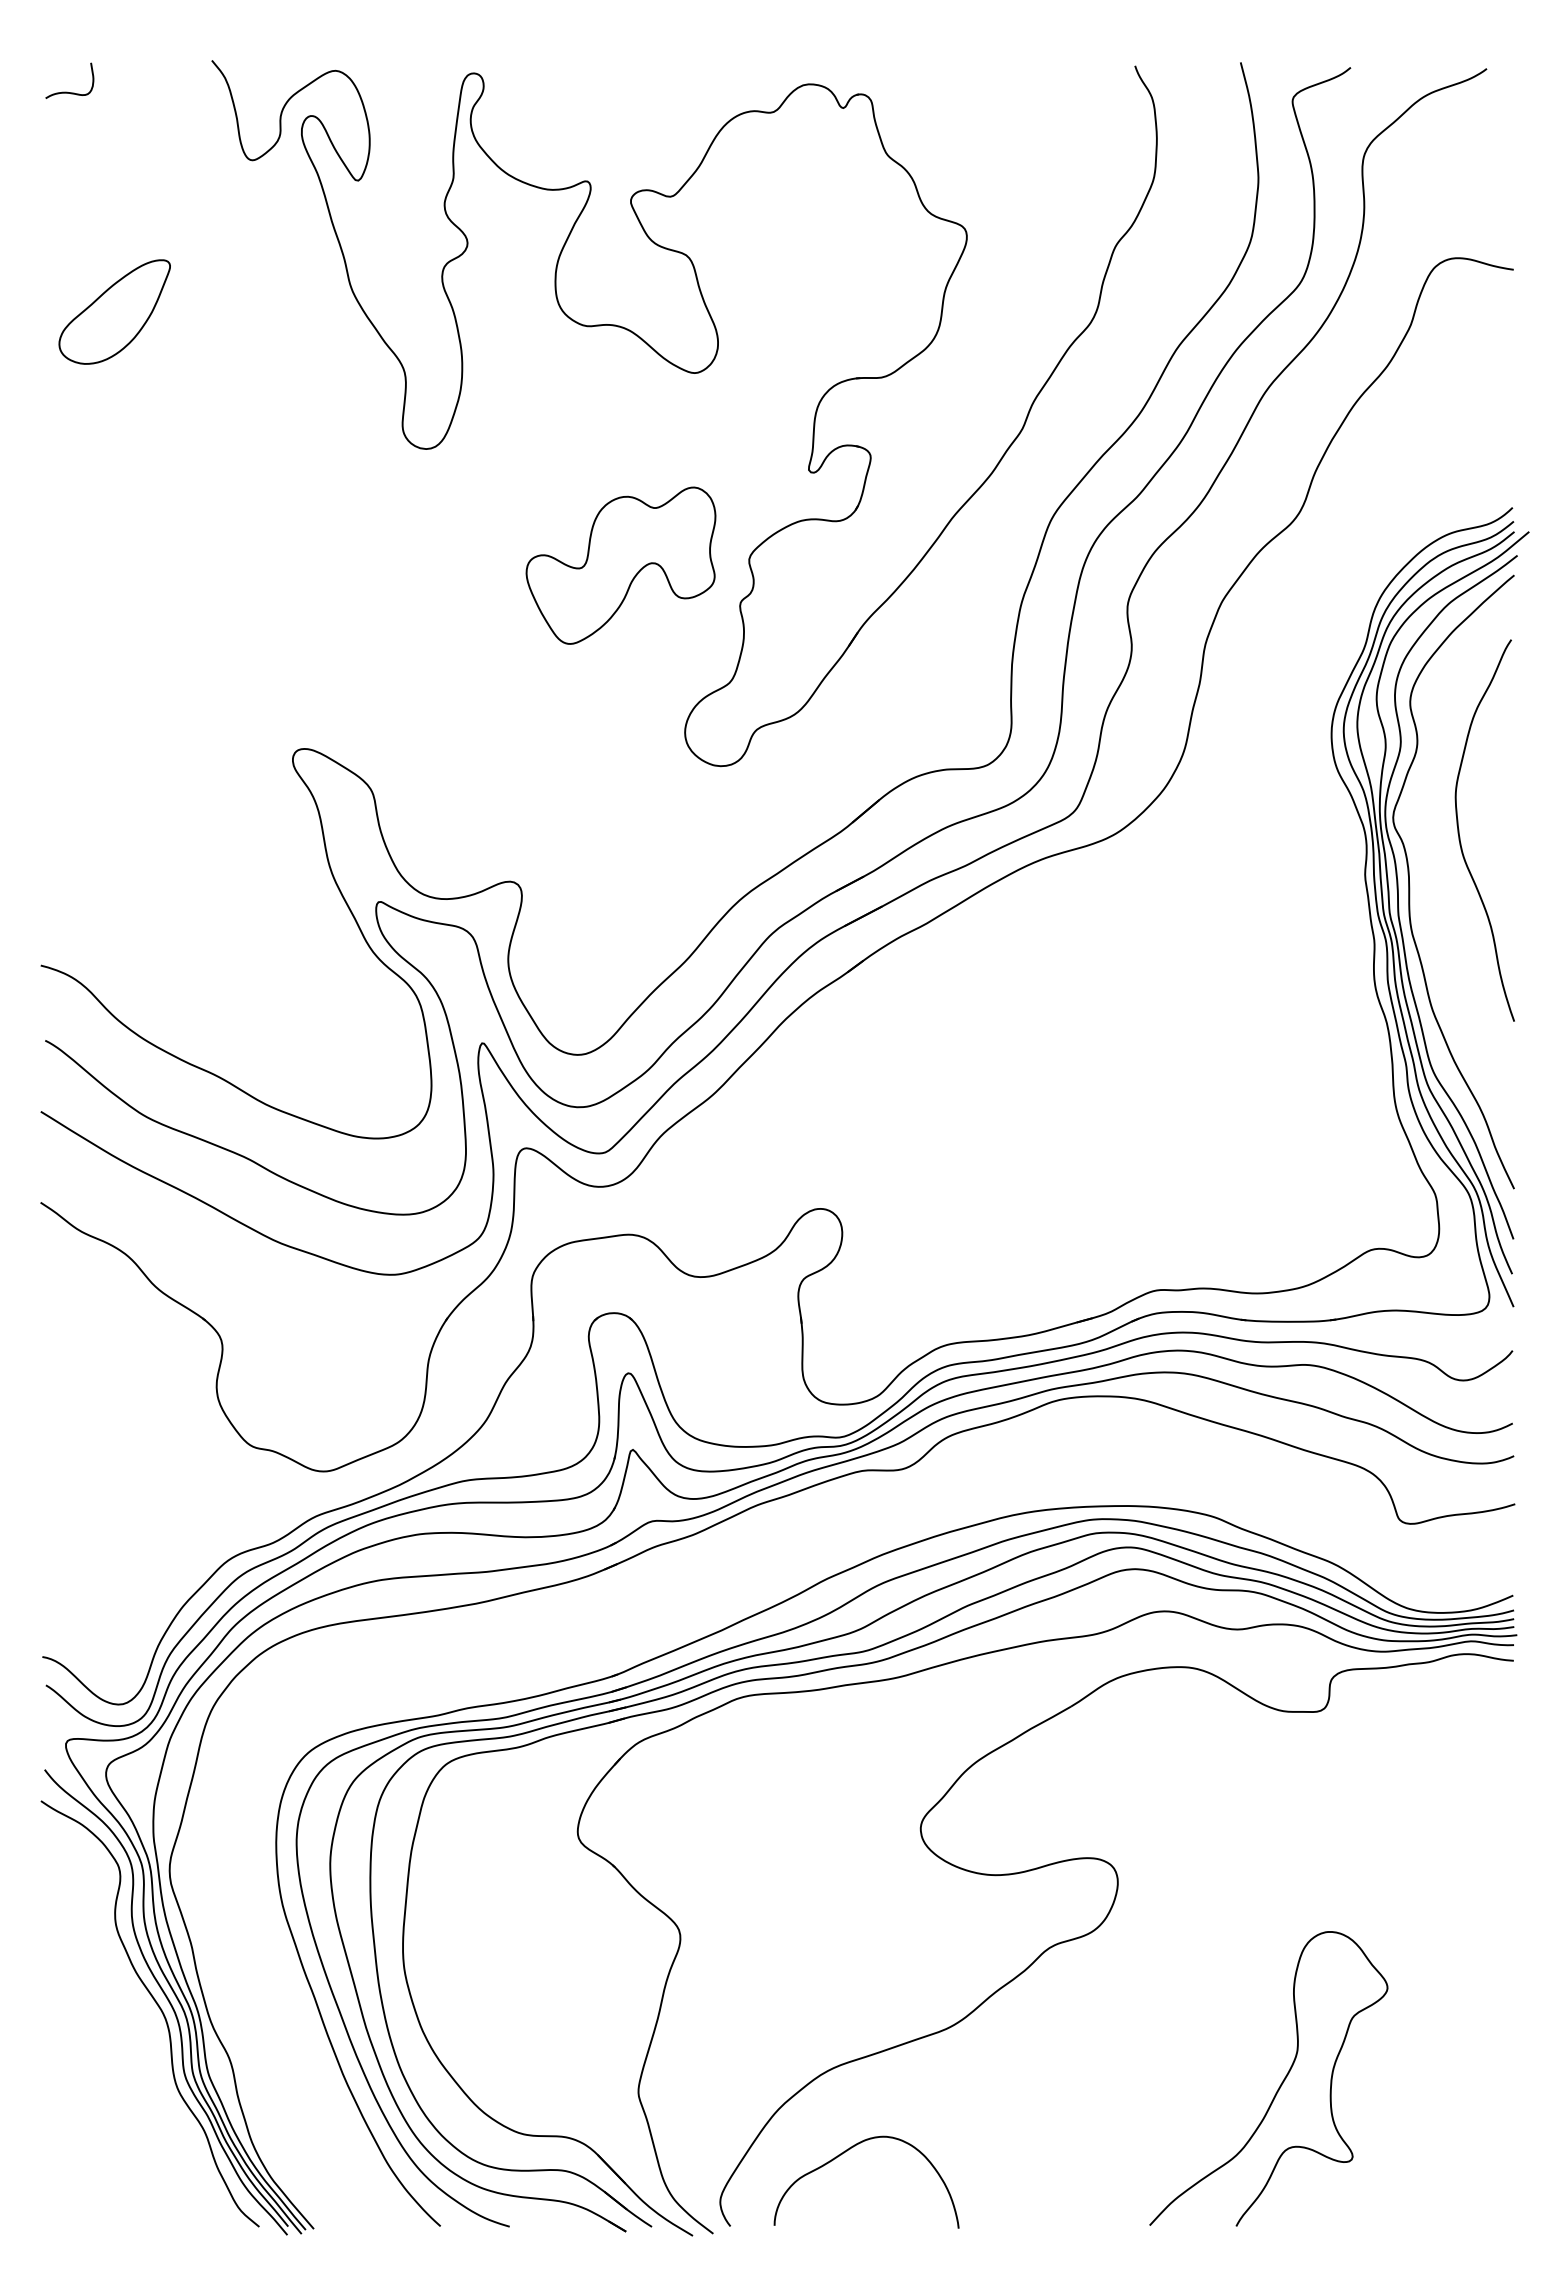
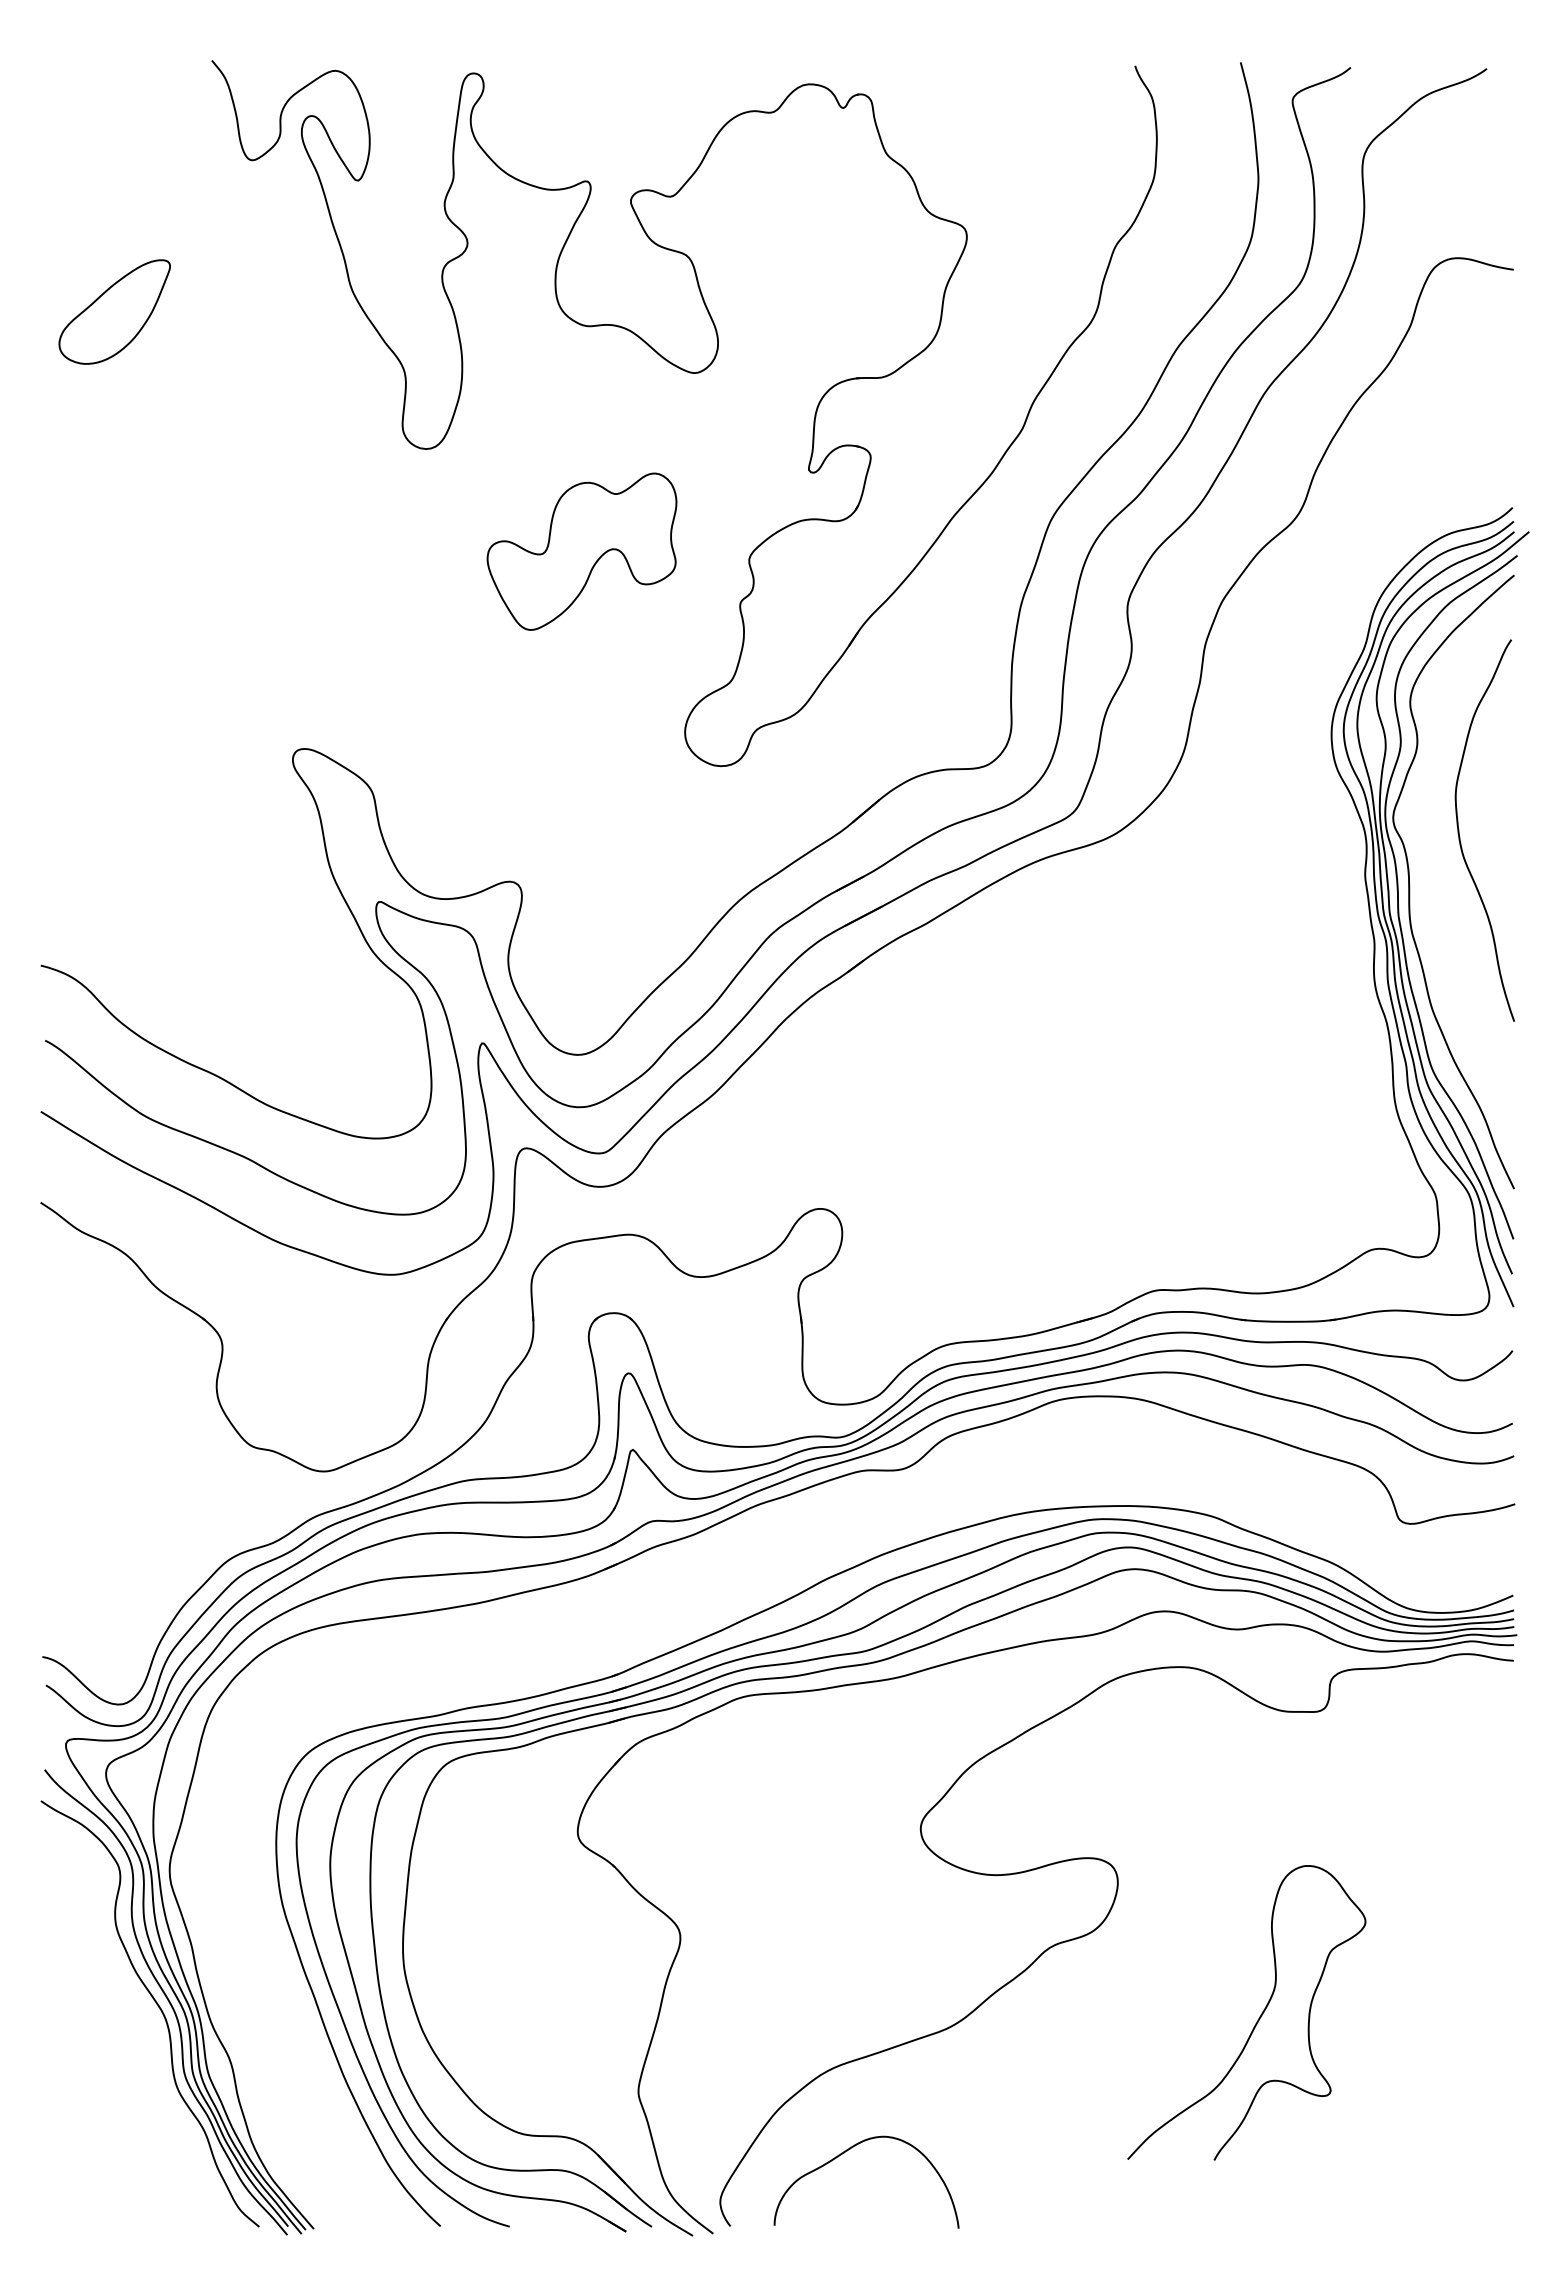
curve: present -> none (67, 91)
part position: (620, 565) -> (581, 551) (581, 551)
curve position: (1280, 2084) -> (1258, 2018) (1258, 2018)
